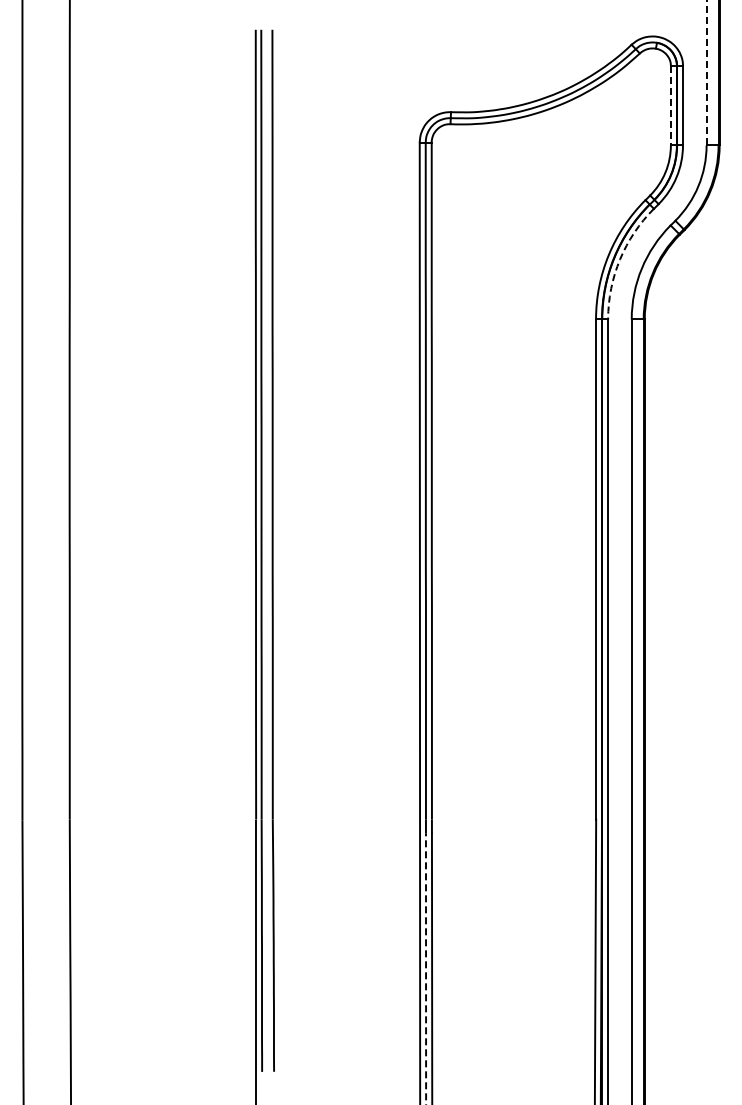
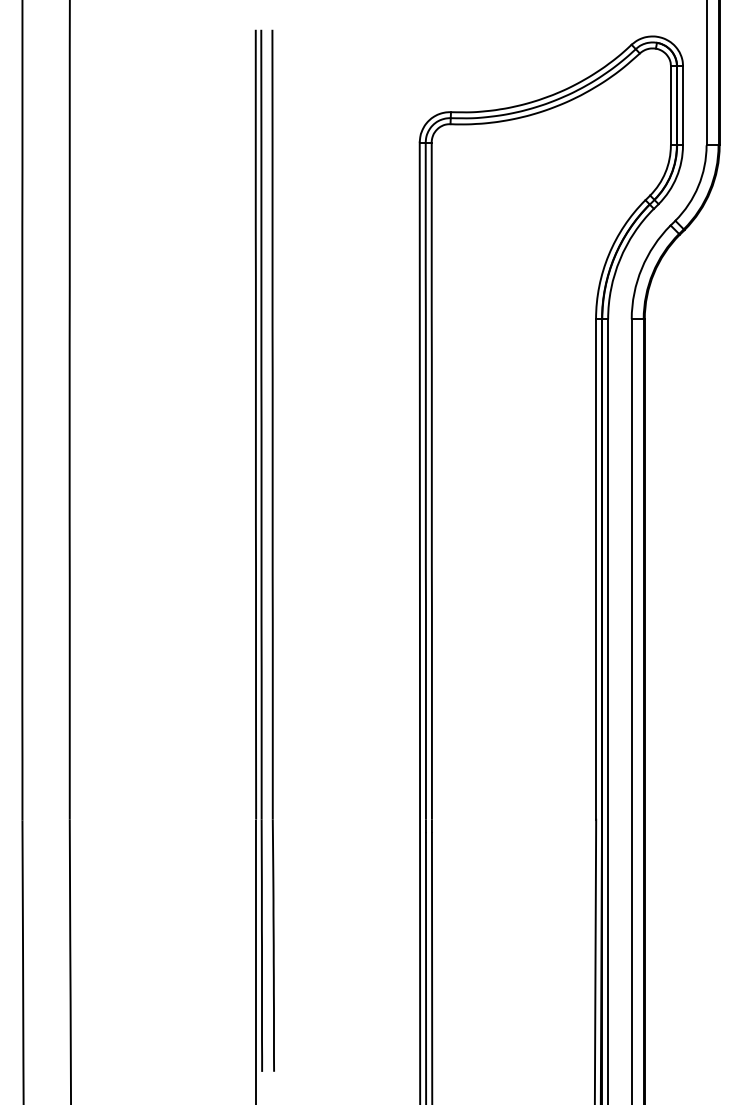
line: dashed -> solid (706, 72)
line: dashed -> solid (671, 105)
arc: dashed -> solid (620, 259)
line: dashed -> solid (426, 969)
